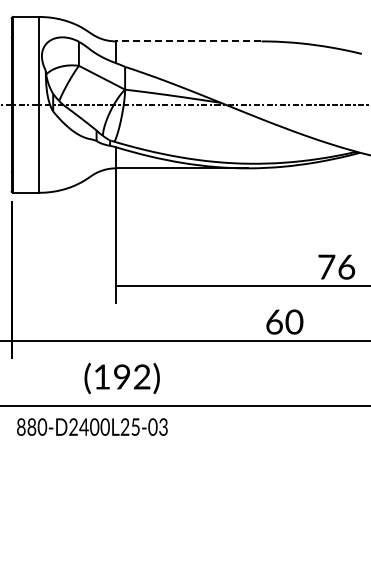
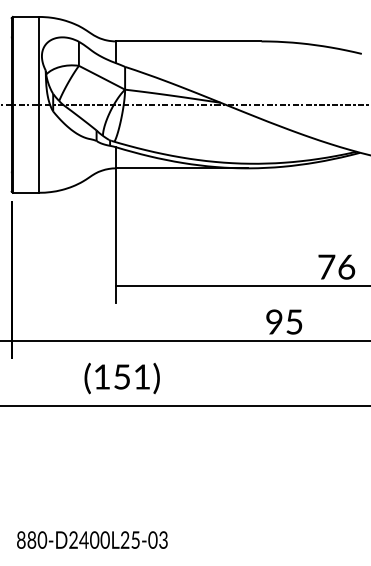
line: dashed -> solid (188, 41)
text: 60 -> 95 (284, 321)
text: (192) -> (151) (132, 376)
text position: (92, 426) -> (92, 539) (92, 539)
